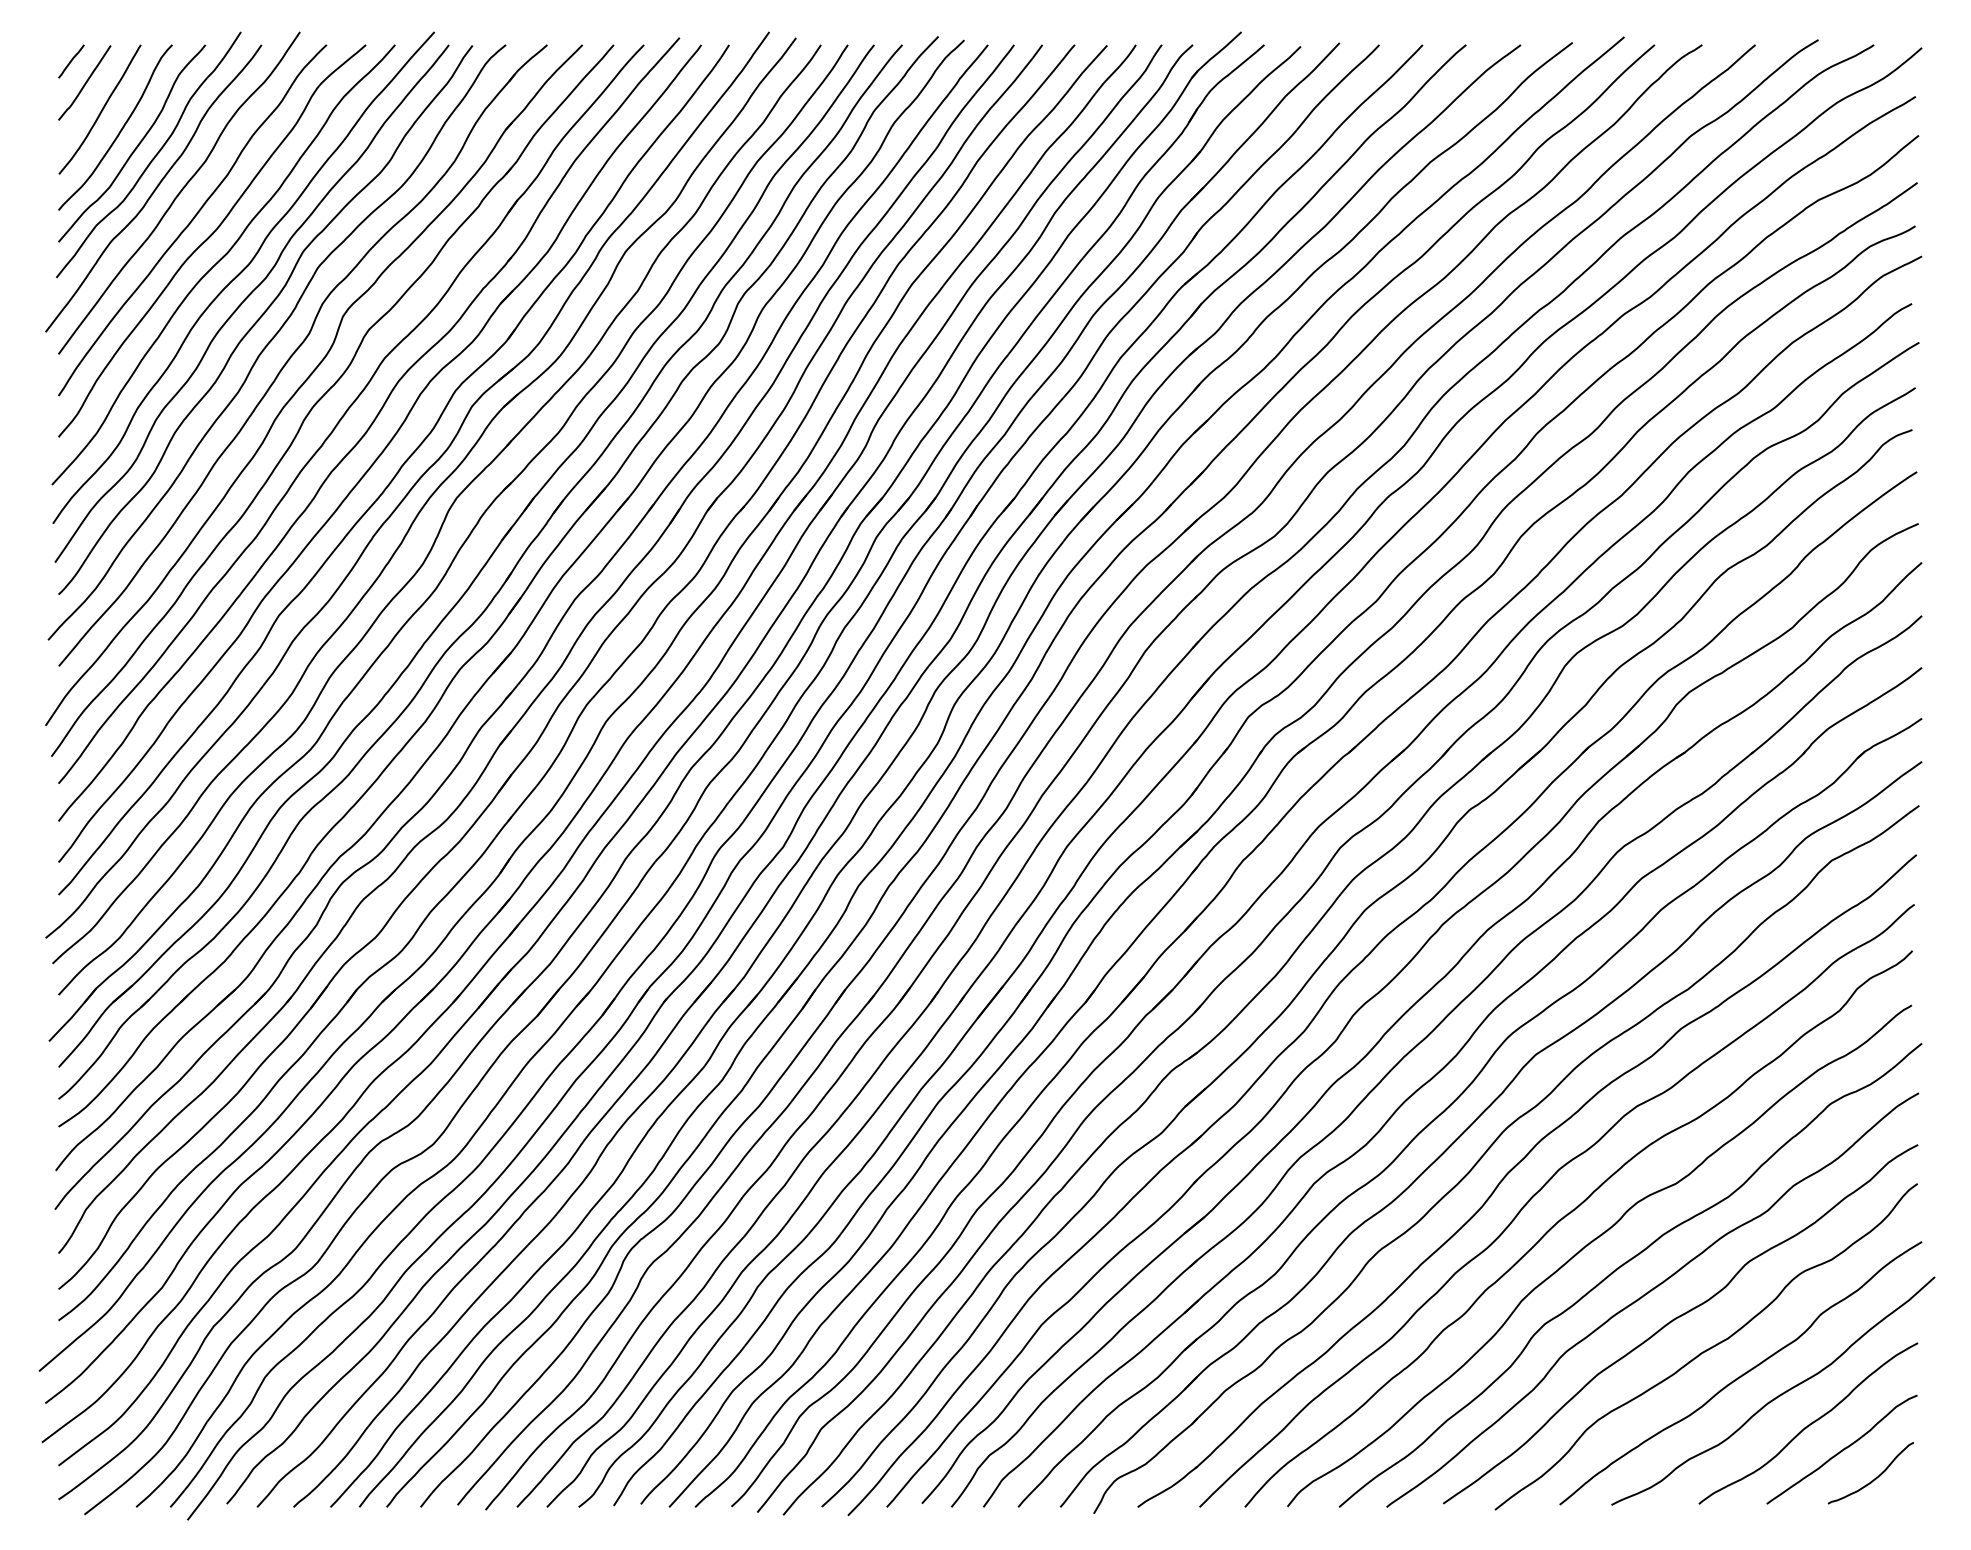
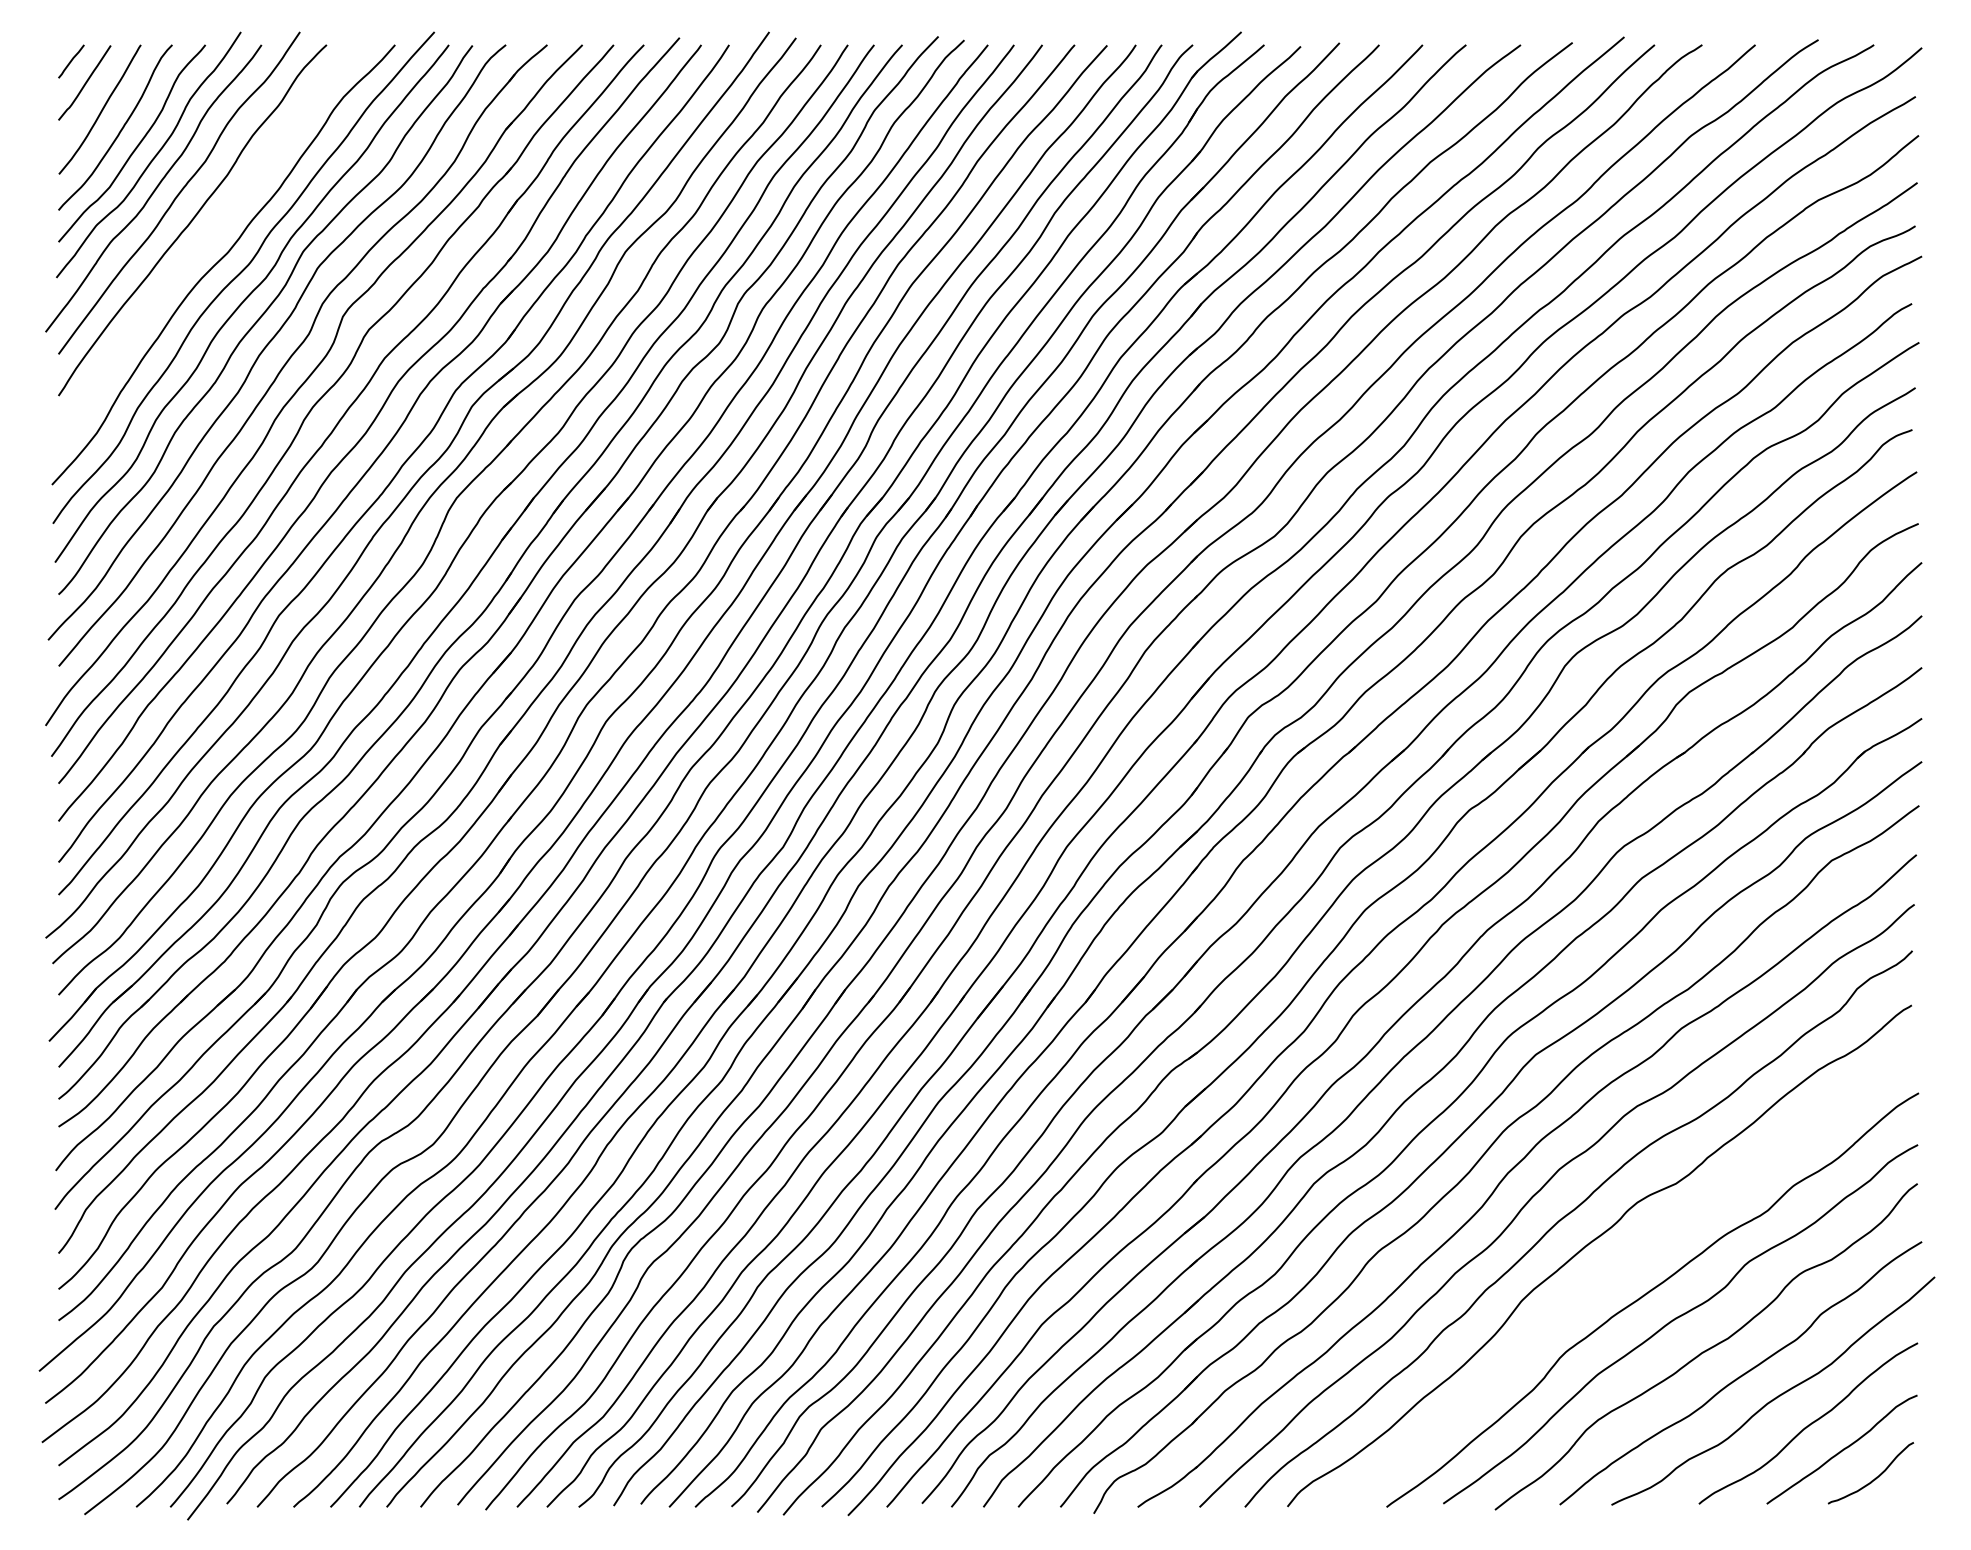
curve: present -> none (210, 237)
curve: present -> none (1622, 1266)
